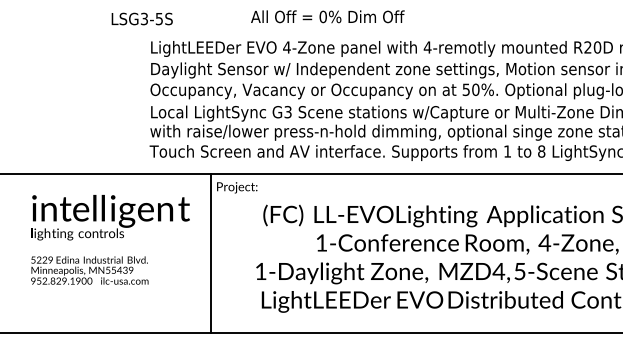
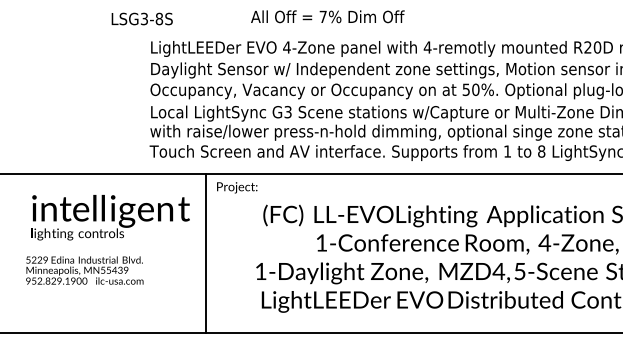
text: 0% -> 7% (322, 16)
text: LSG3-5S -> LSG3-8S (159, 18)
line position: (211, 253) -> (206, 253) (206, 253)
text position: (89, 270) -> (84, 270) (84, 270)
